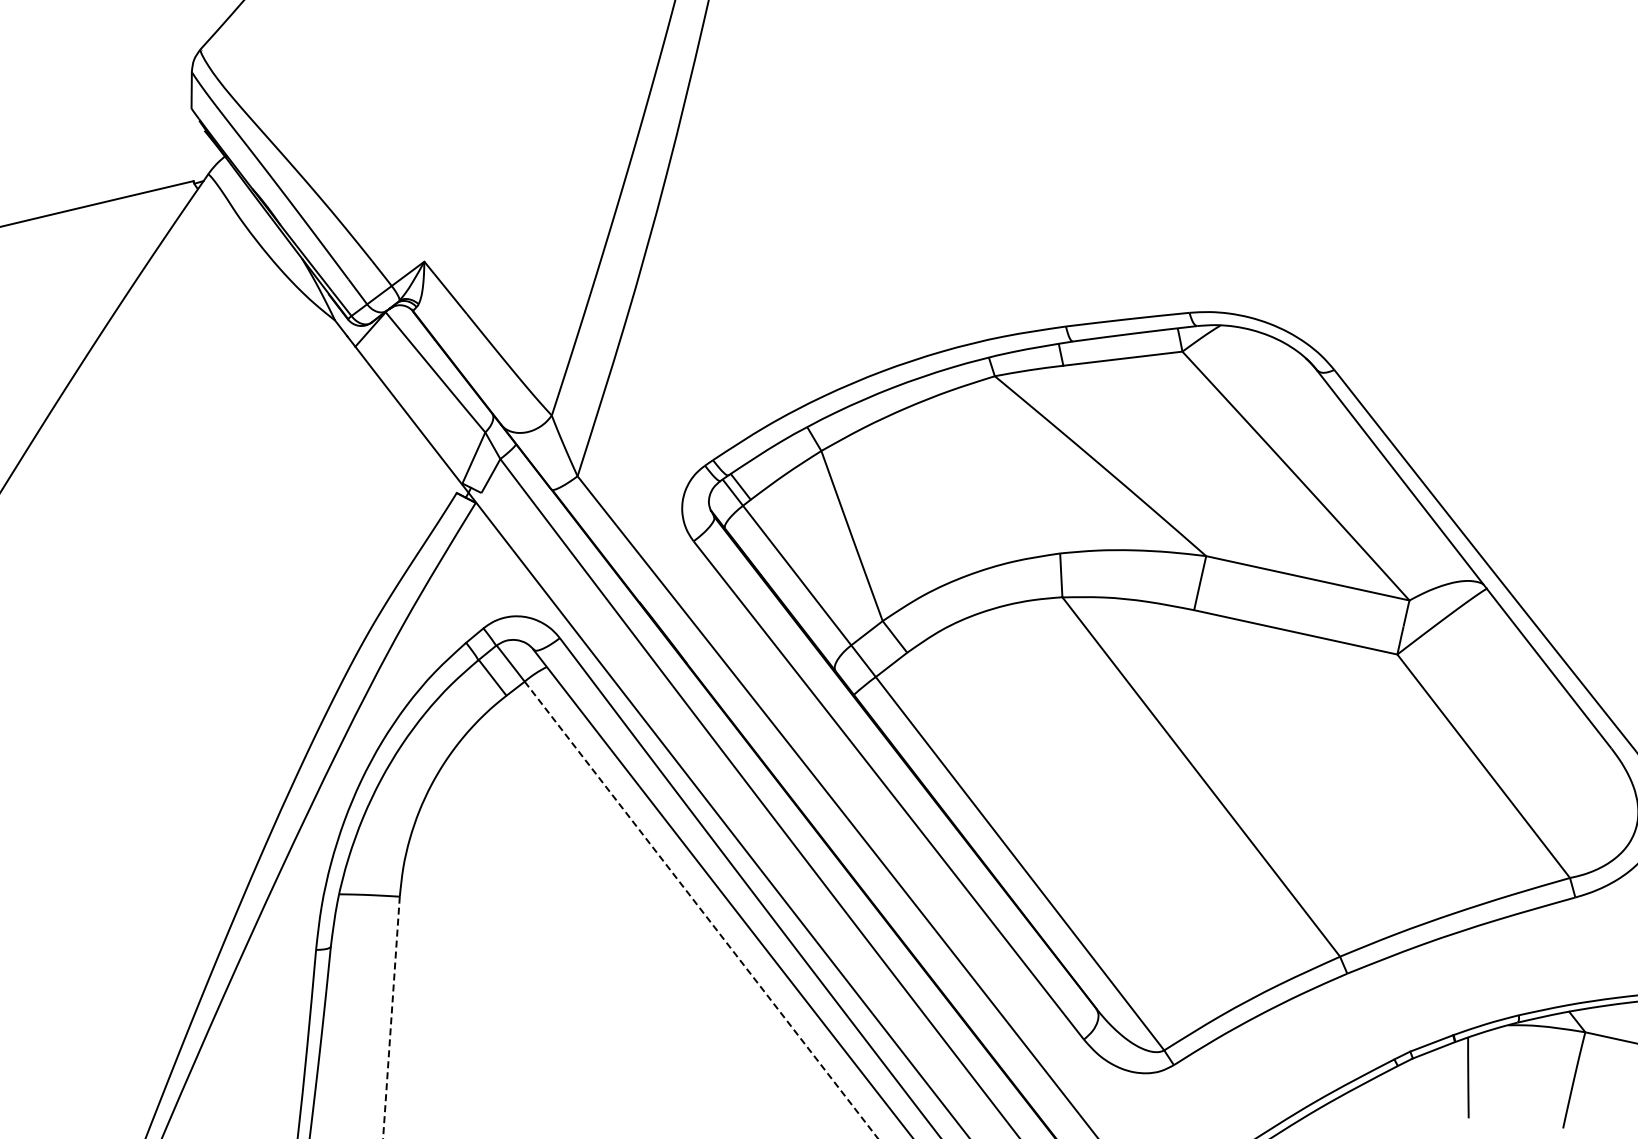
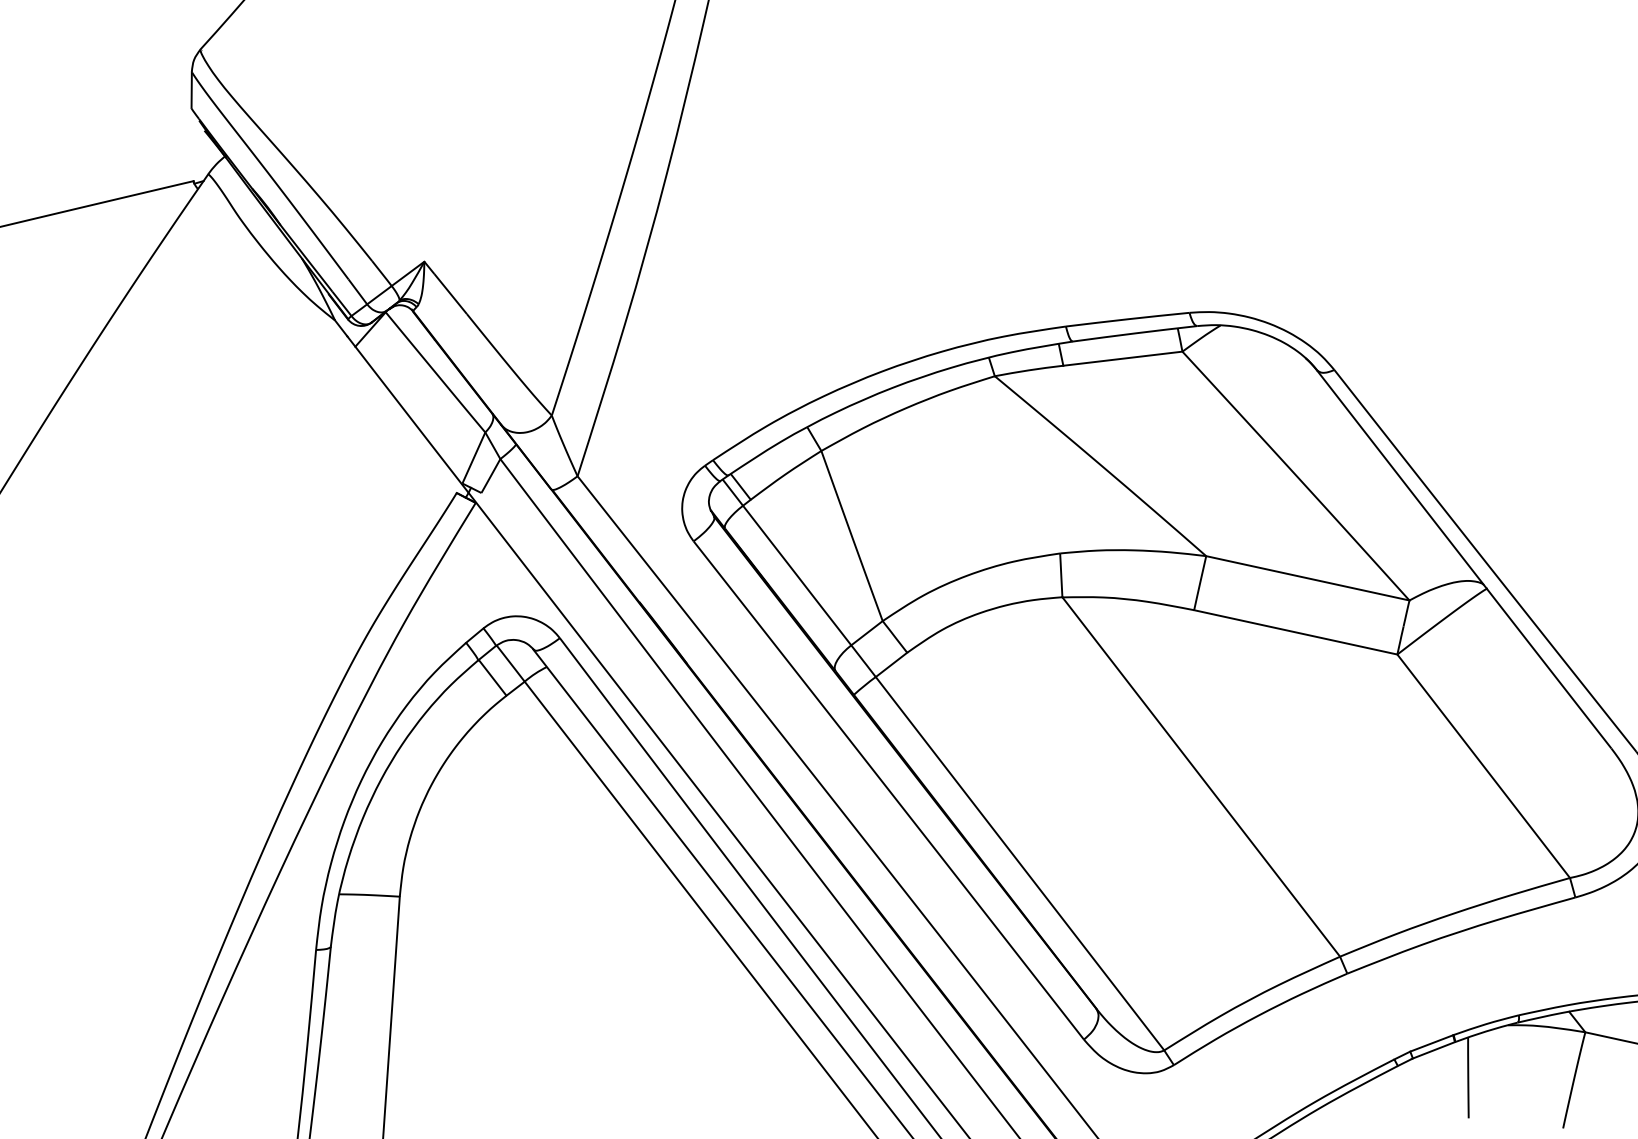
line: dashed -> solid (701, 910)
line: dashed -> solid (391, 1018)
